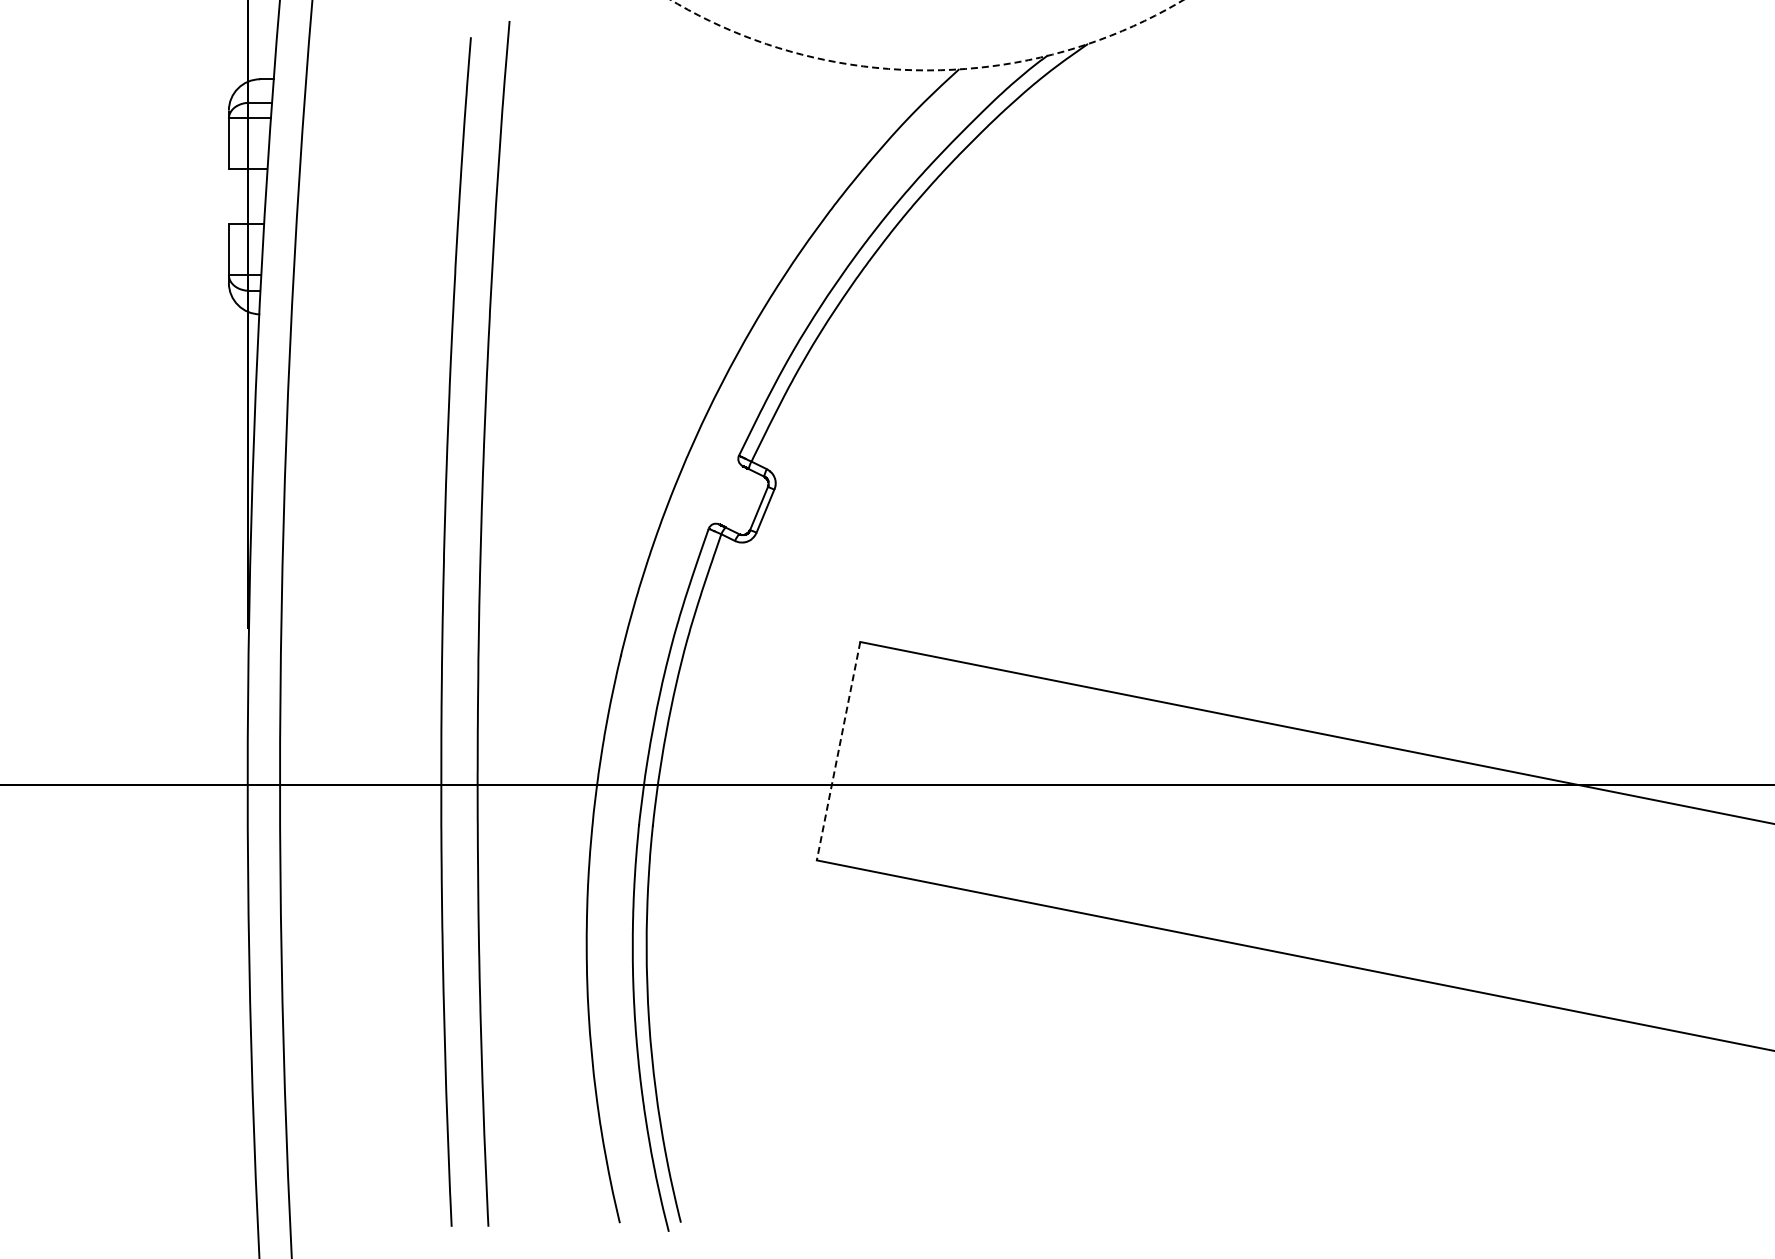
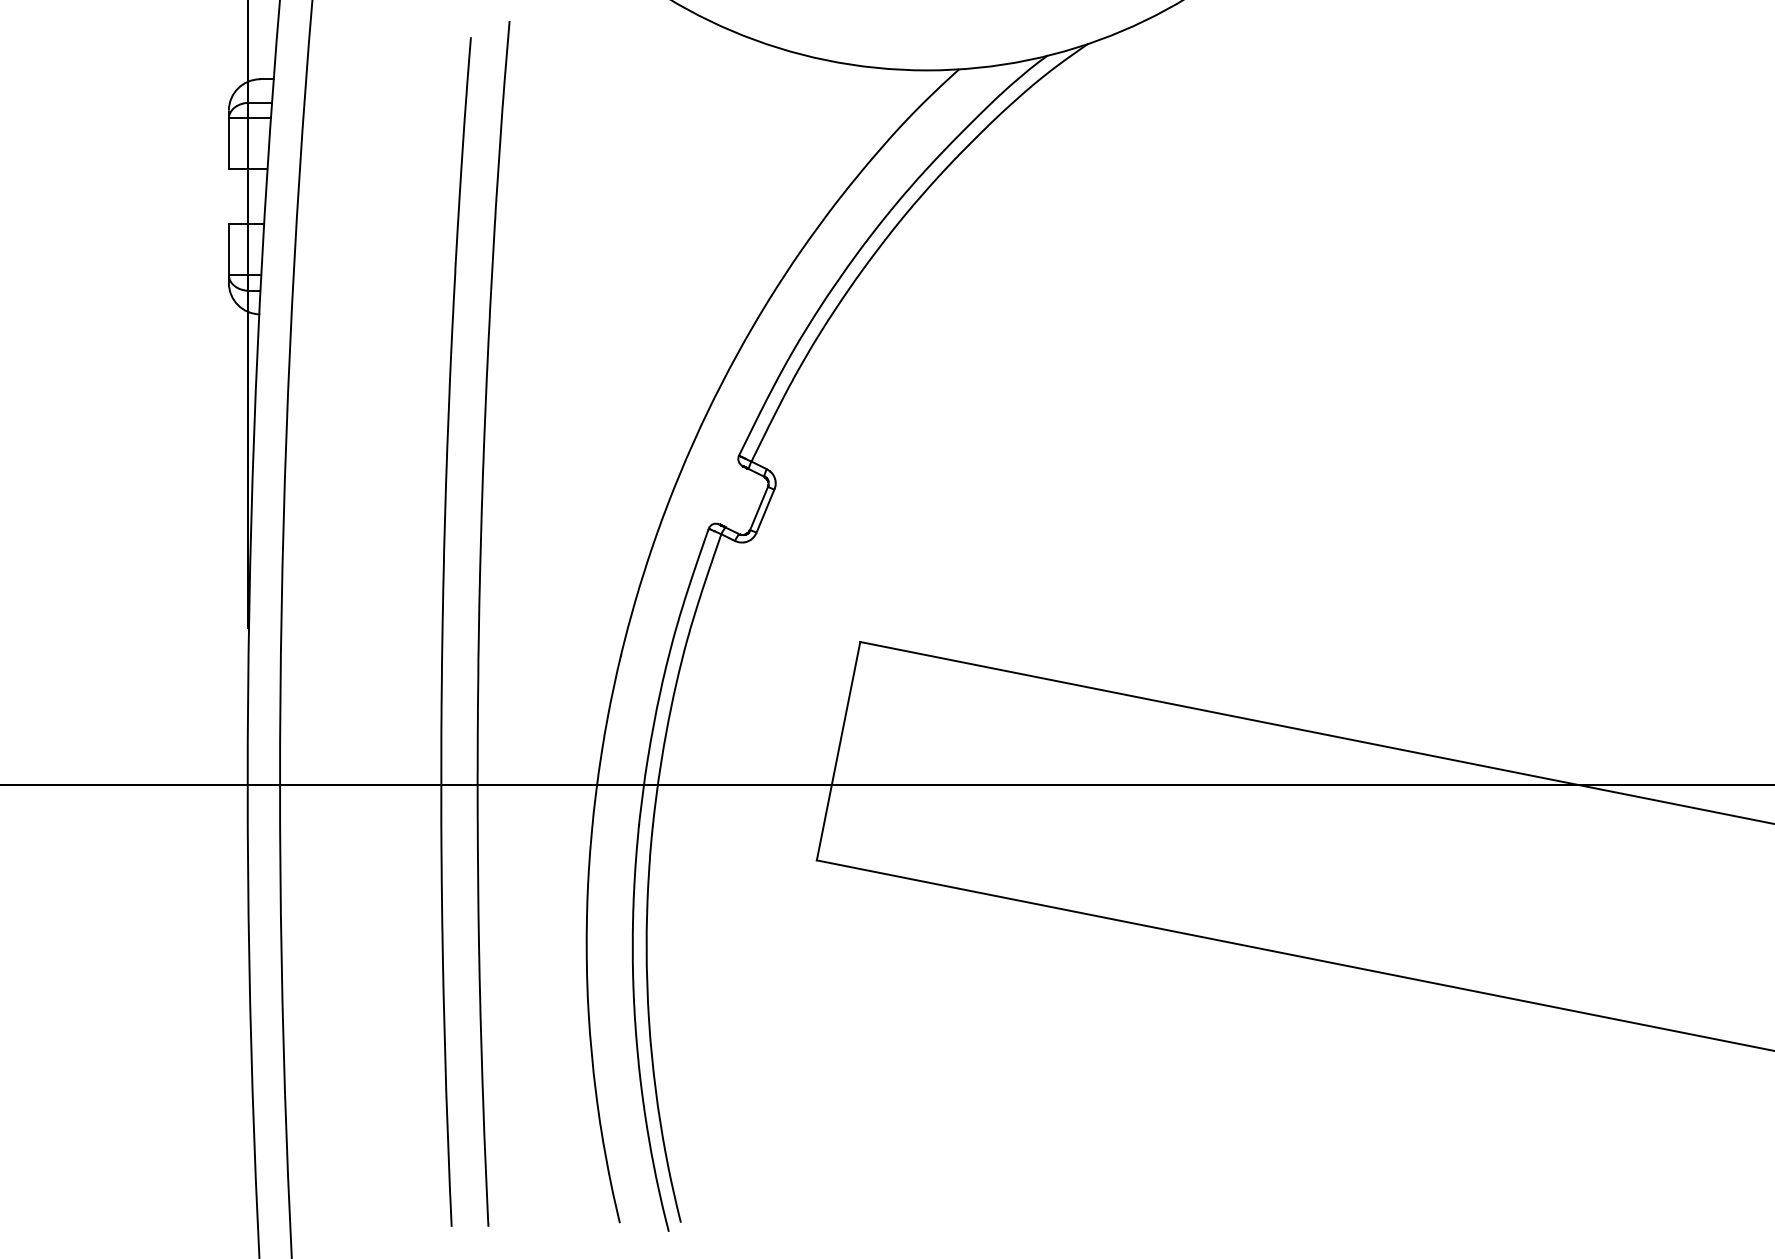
circle: dashed -> solid (927, 35)
line: dashed -> solid (838, 751)
